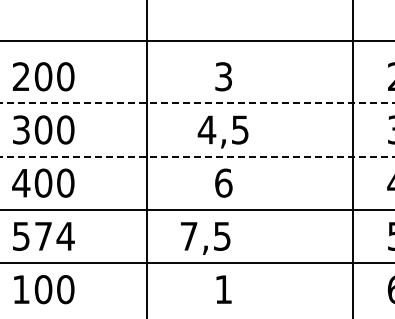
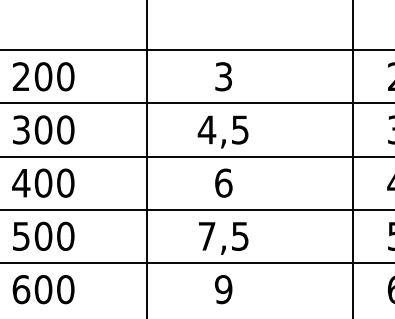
line position: (196, 41) -> (196, 50) (196, 50)
line: dashed -> solid (197, 103)
line: dashed -> solid (197, 156)
text: 574 -> 500 (54, 235)
text position: (205, 238) -> (223, 238) (223, 238)
text: 100 -> 600 (21, 289)
text: 1 -> 9 (223, 289)
